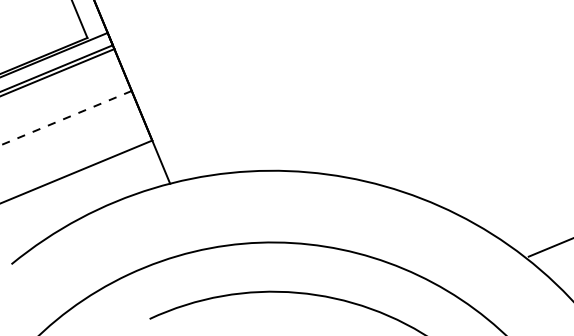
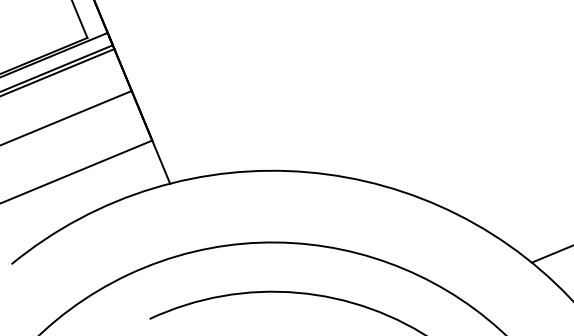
line: dashed -> solid (66, 118)
line position: (549, 247) -> (550, 254) (550, 254)
